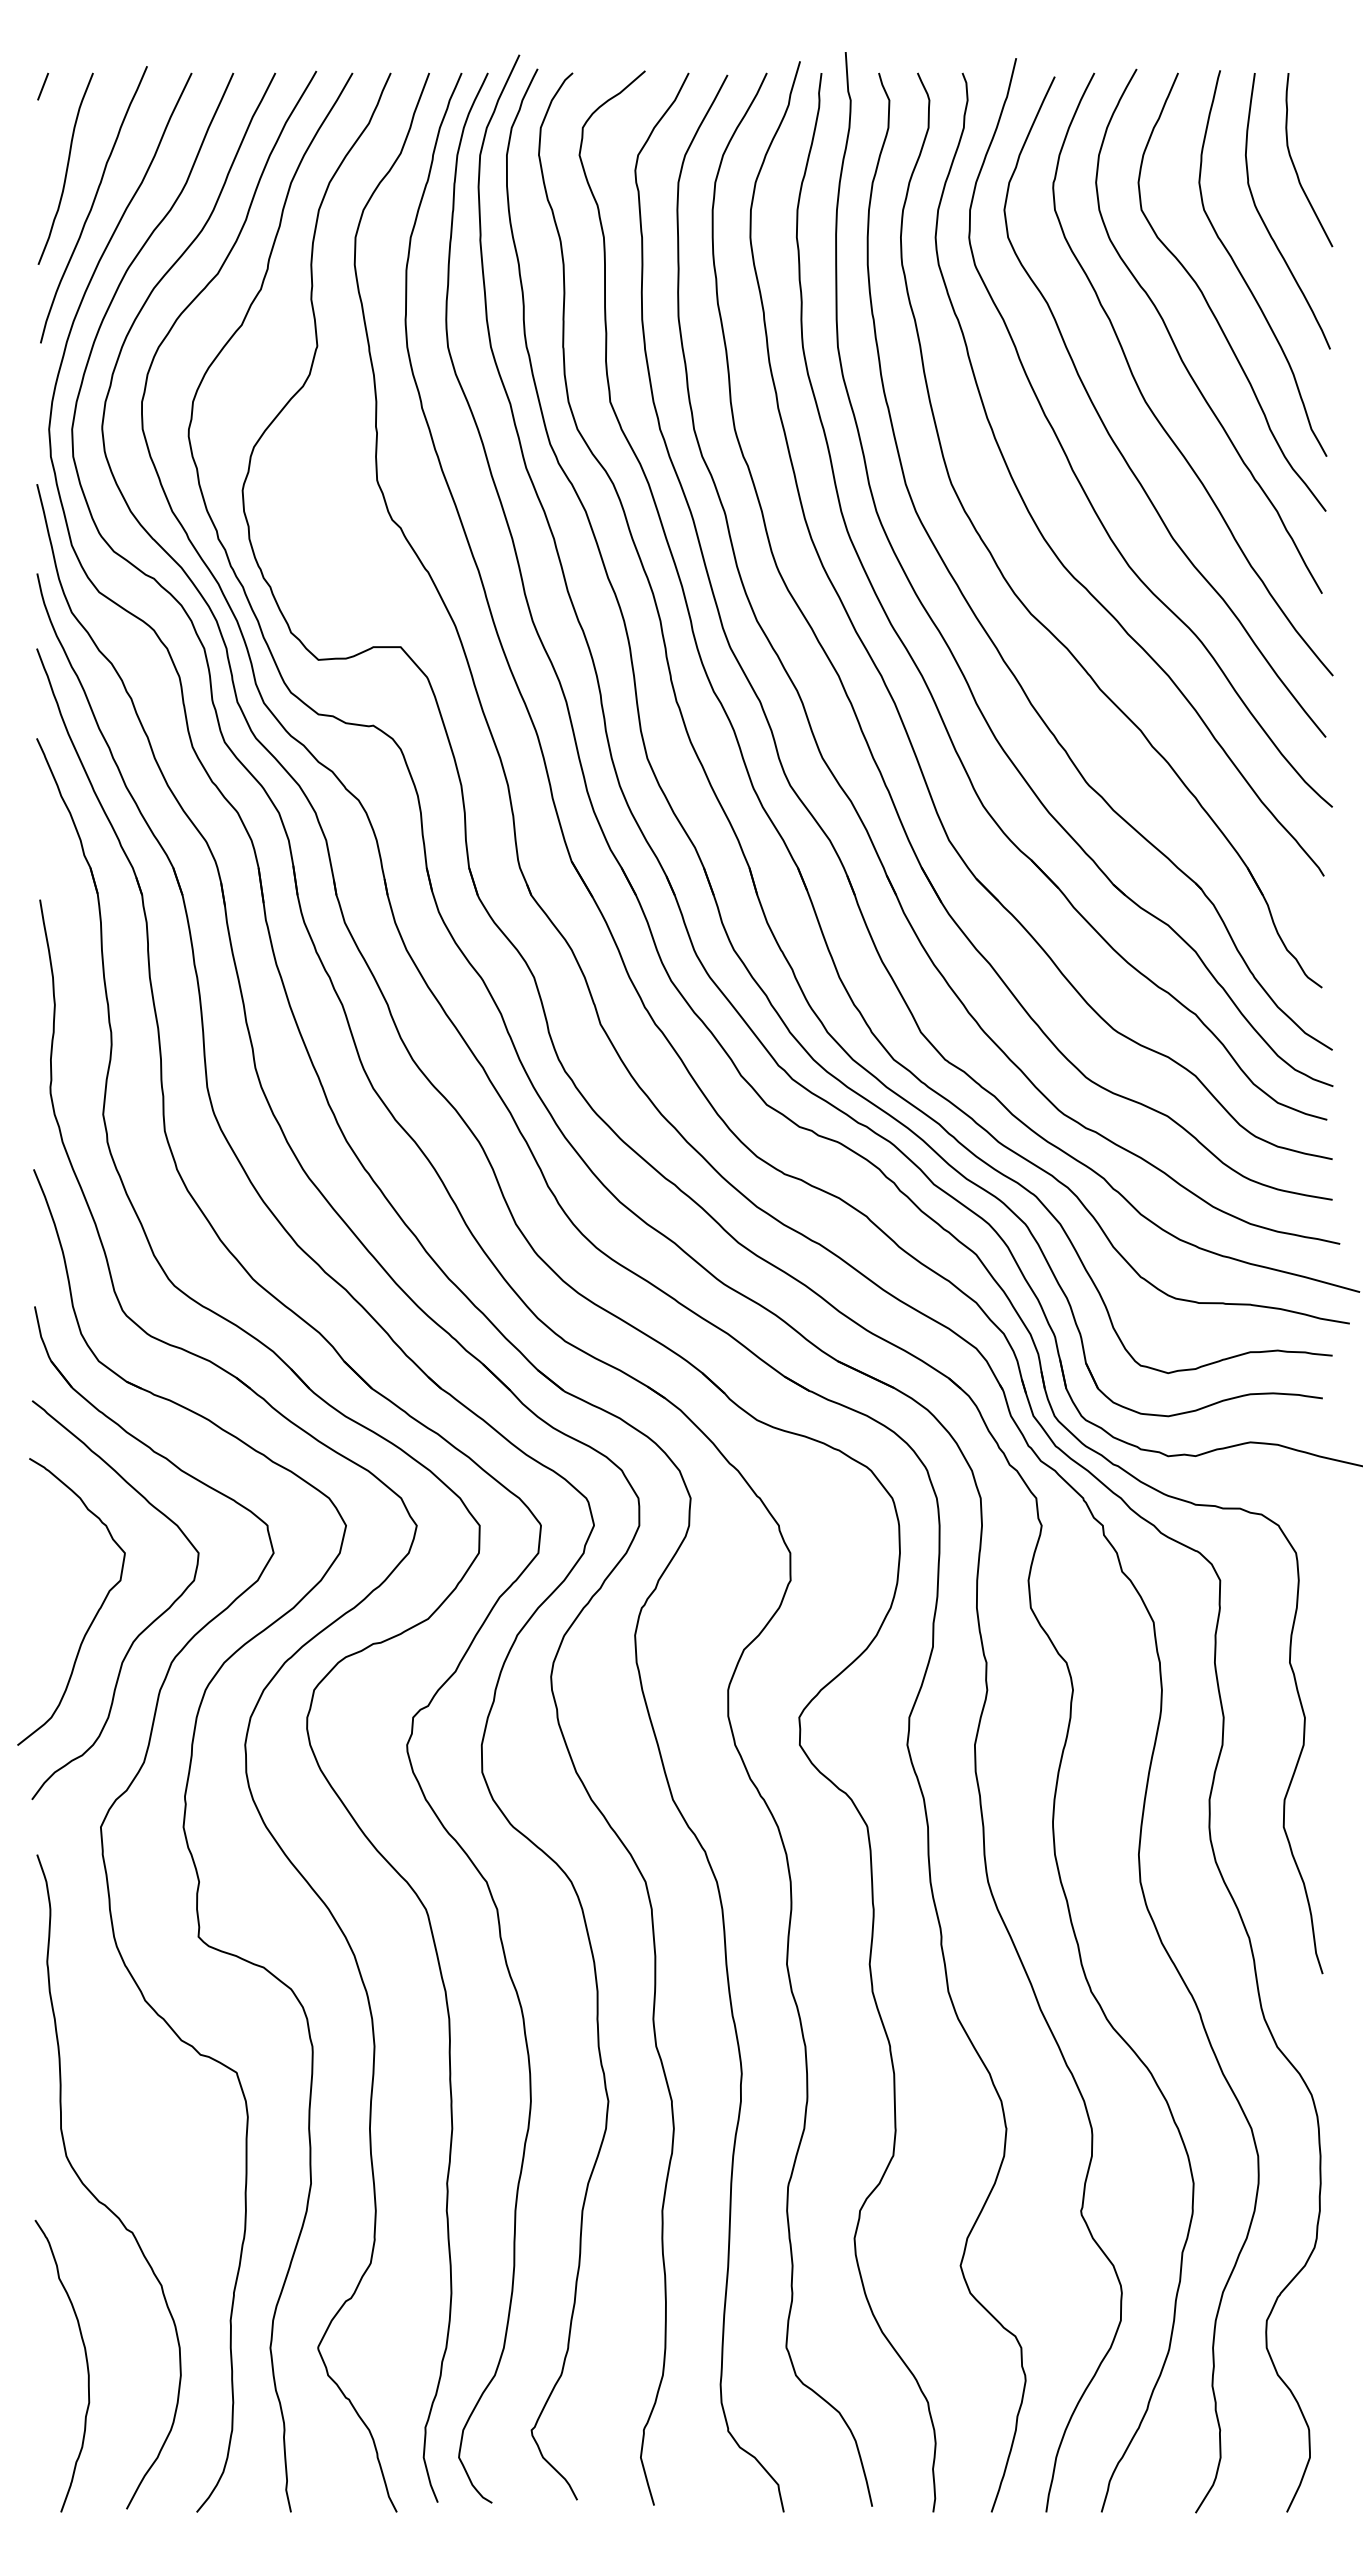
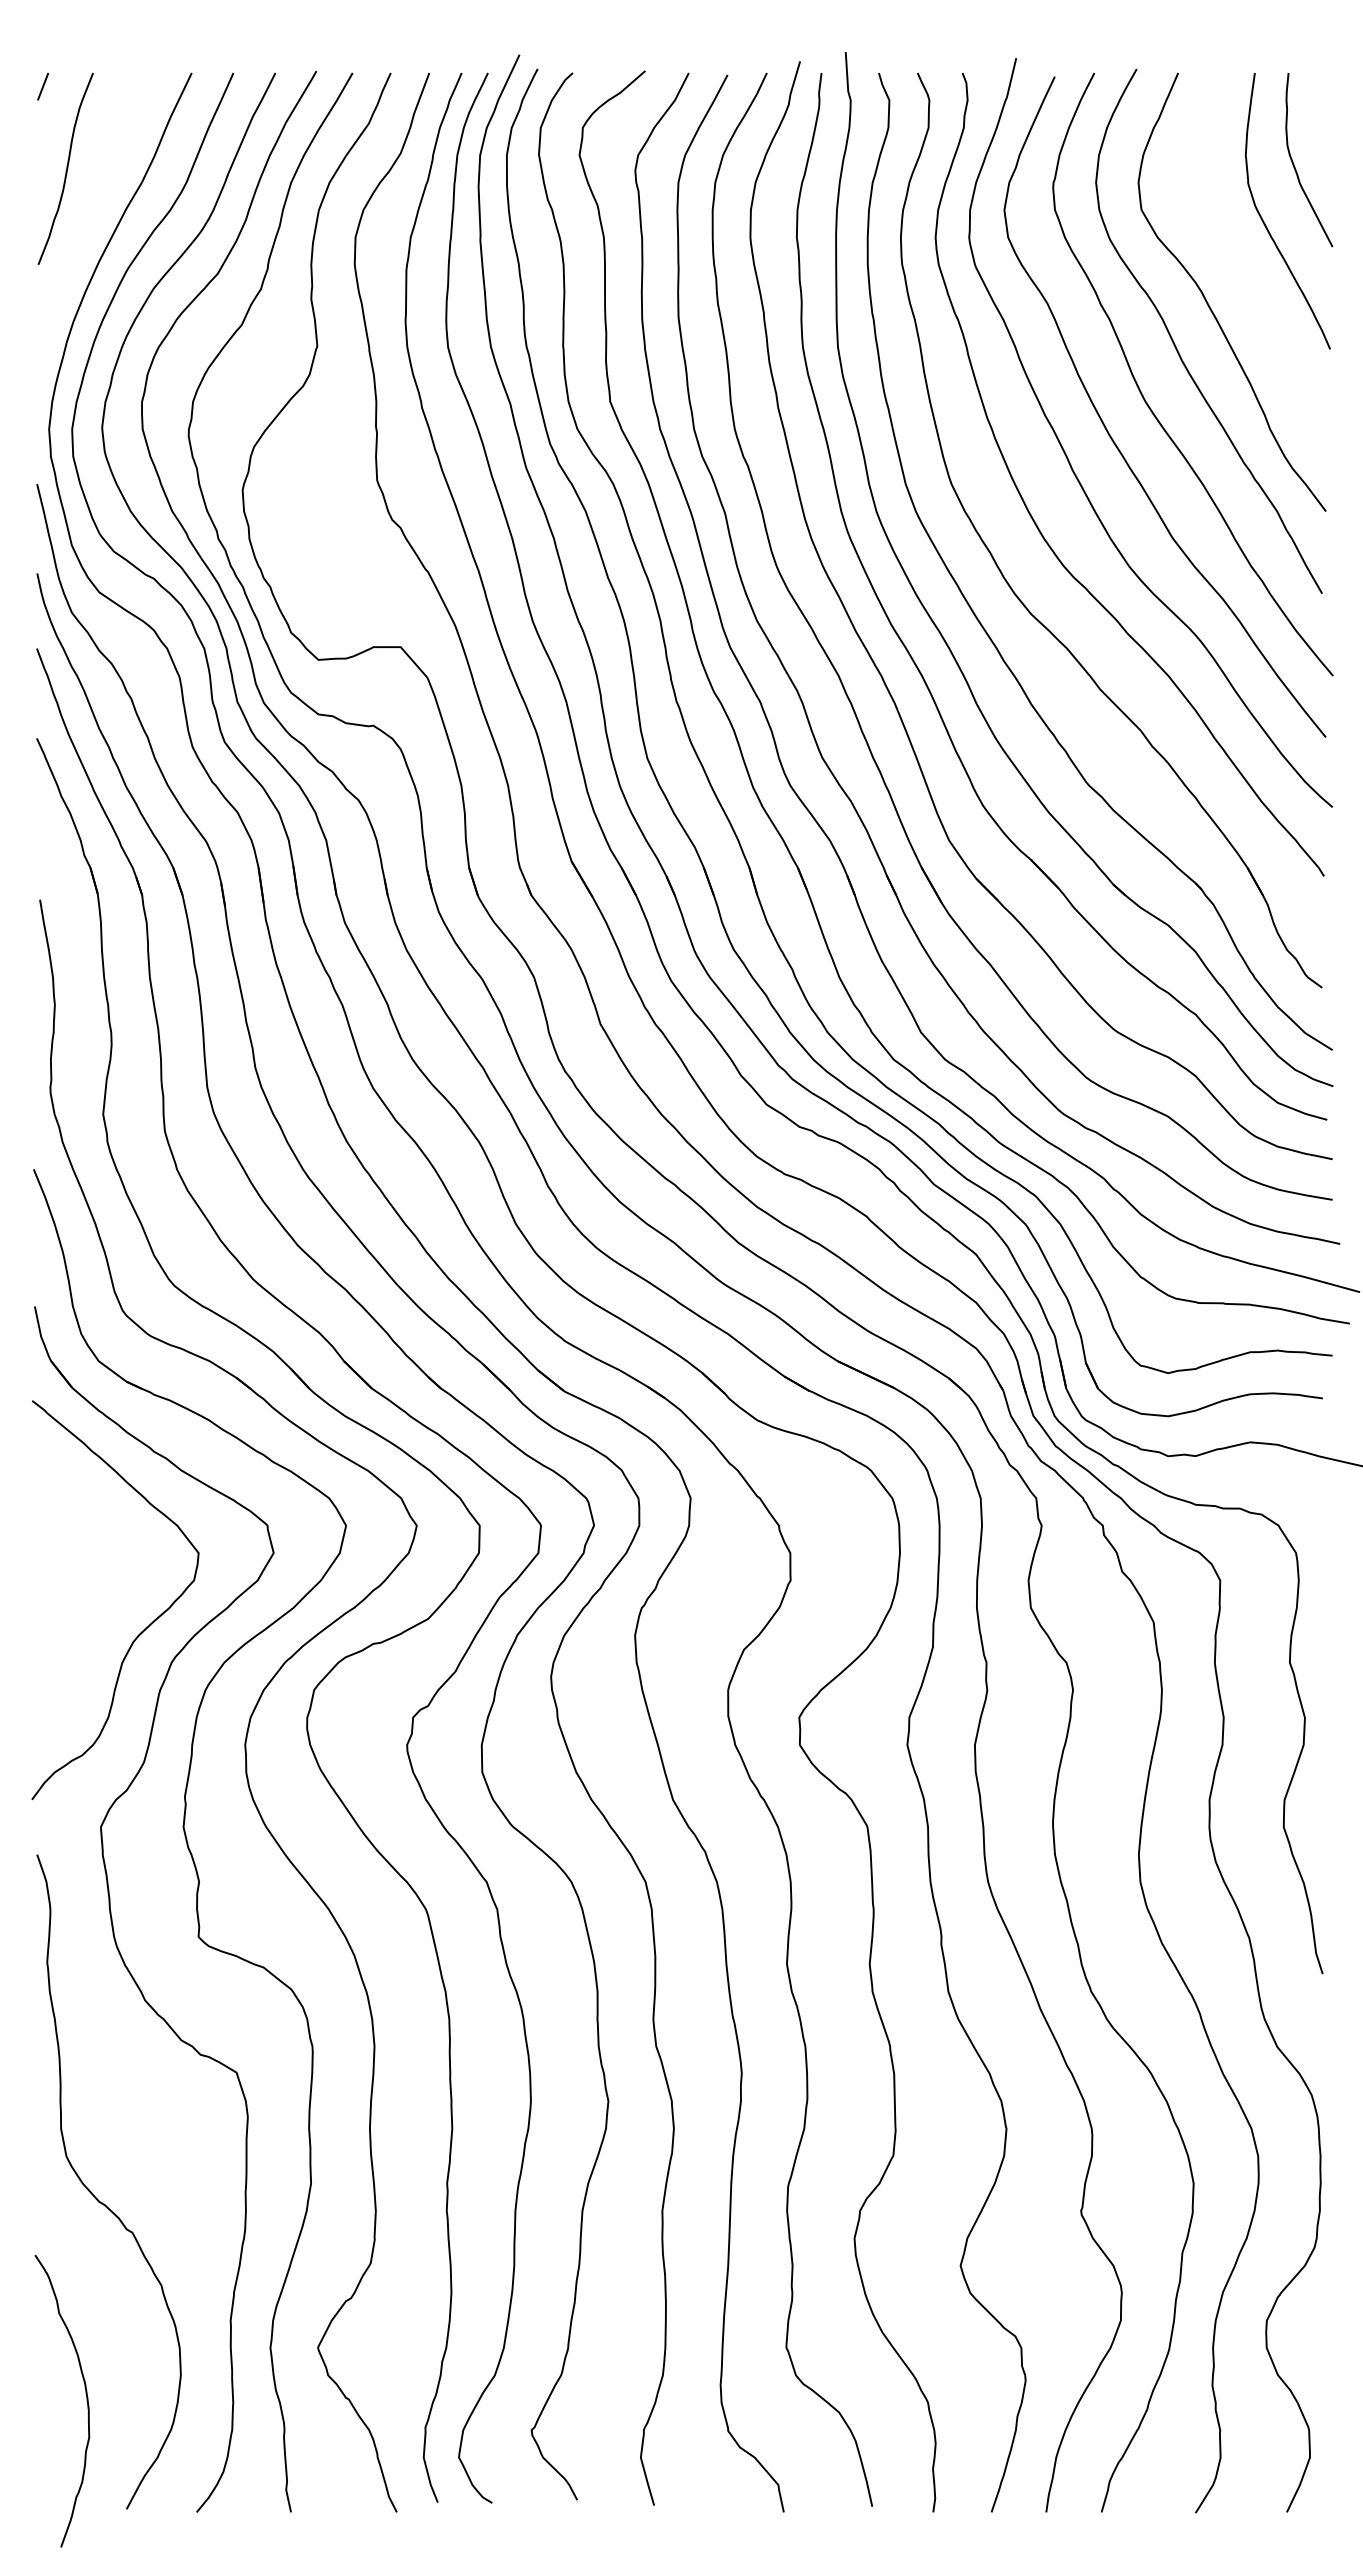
curve: present -> none (93, 204)
curve: present -> none (1242, 274)
curve: present -> none (95, 1614)
curve position: (86, 2366) -> (86, 2401) (86, 2401)
